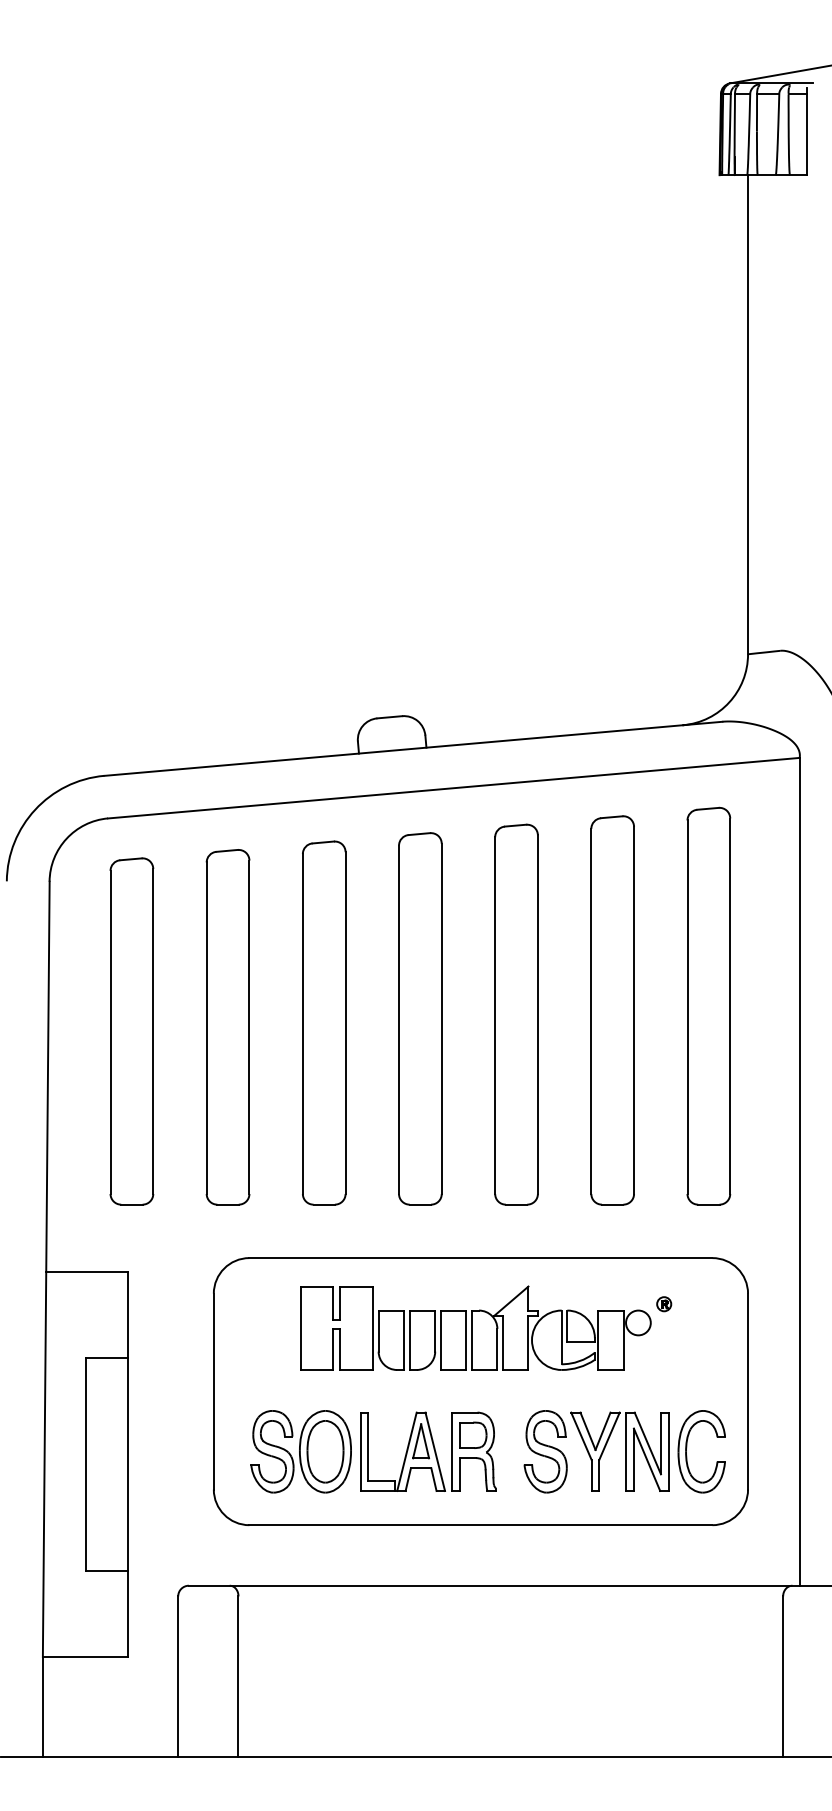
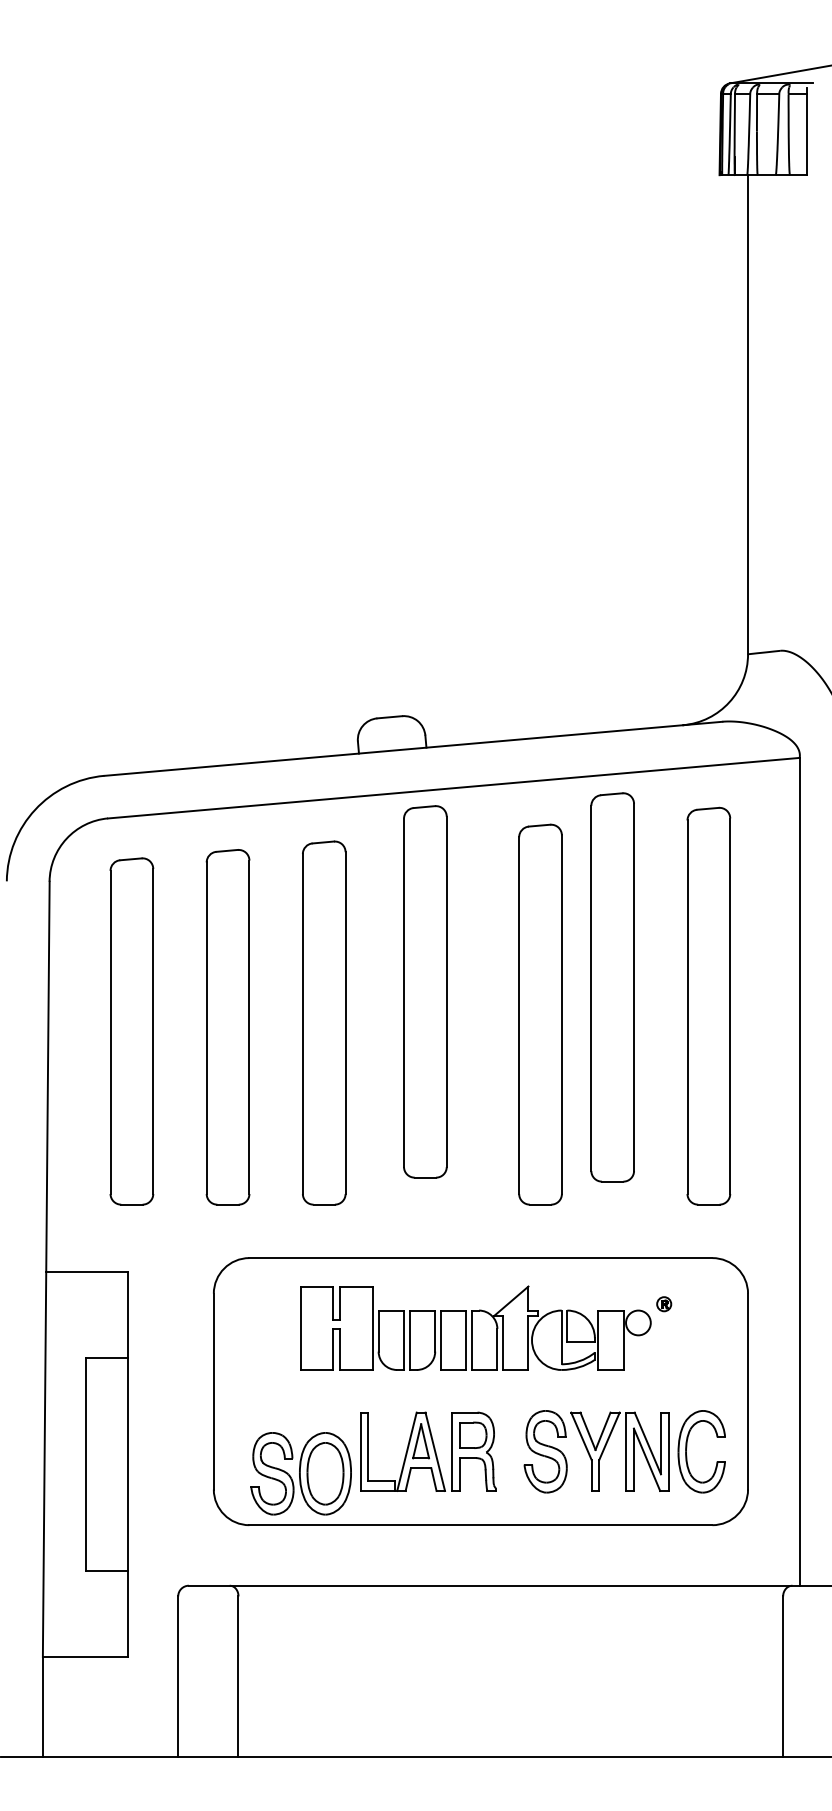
part position: (612, 1010) -> (612, 987) (612, 987)
part position: (516, 1014) -> (540, 1014) (540, 1014)
part position: (420, 1018) -> (425, 991) (425, 991)
part position: (300, 1451) -> (300, 1473) (300, 1473)
